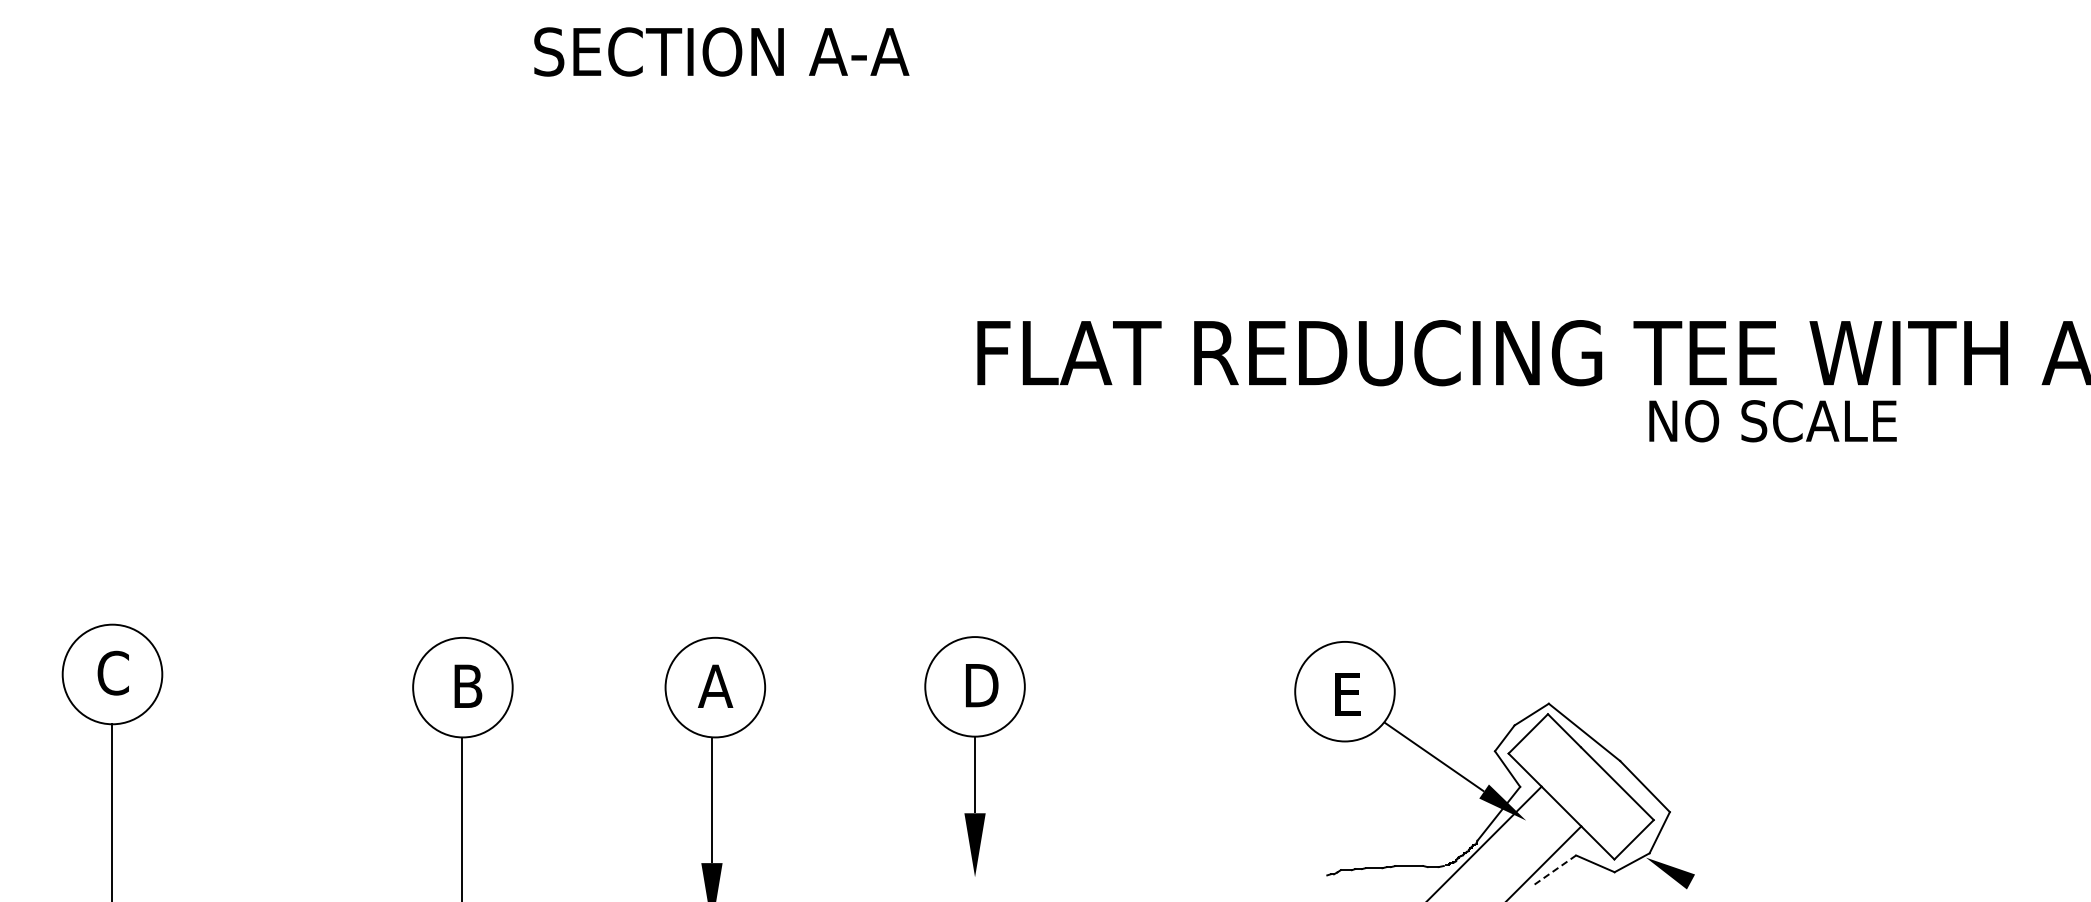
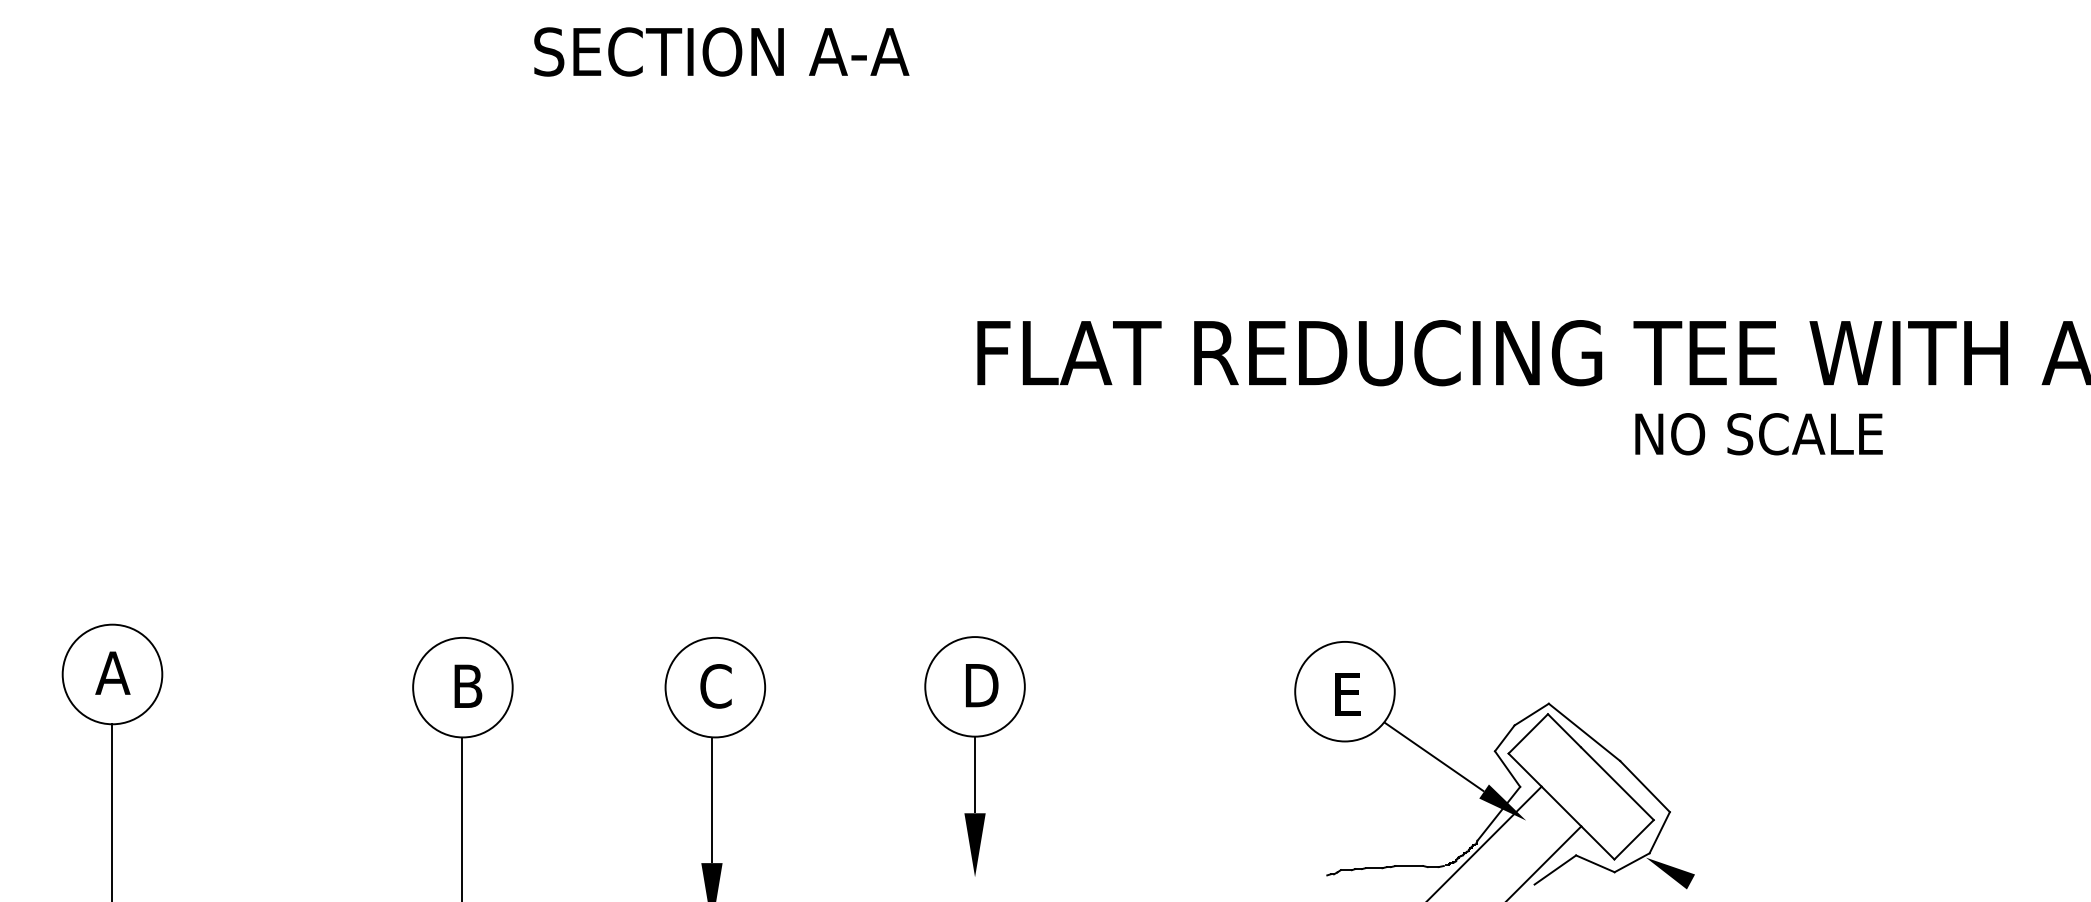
text position: (1772, 421) -> (1758, 434) (1758, 434)
text: C -> A (112, 672)
text: A -> C (715, 686)
line: dashed -> solid (1555, 869)
